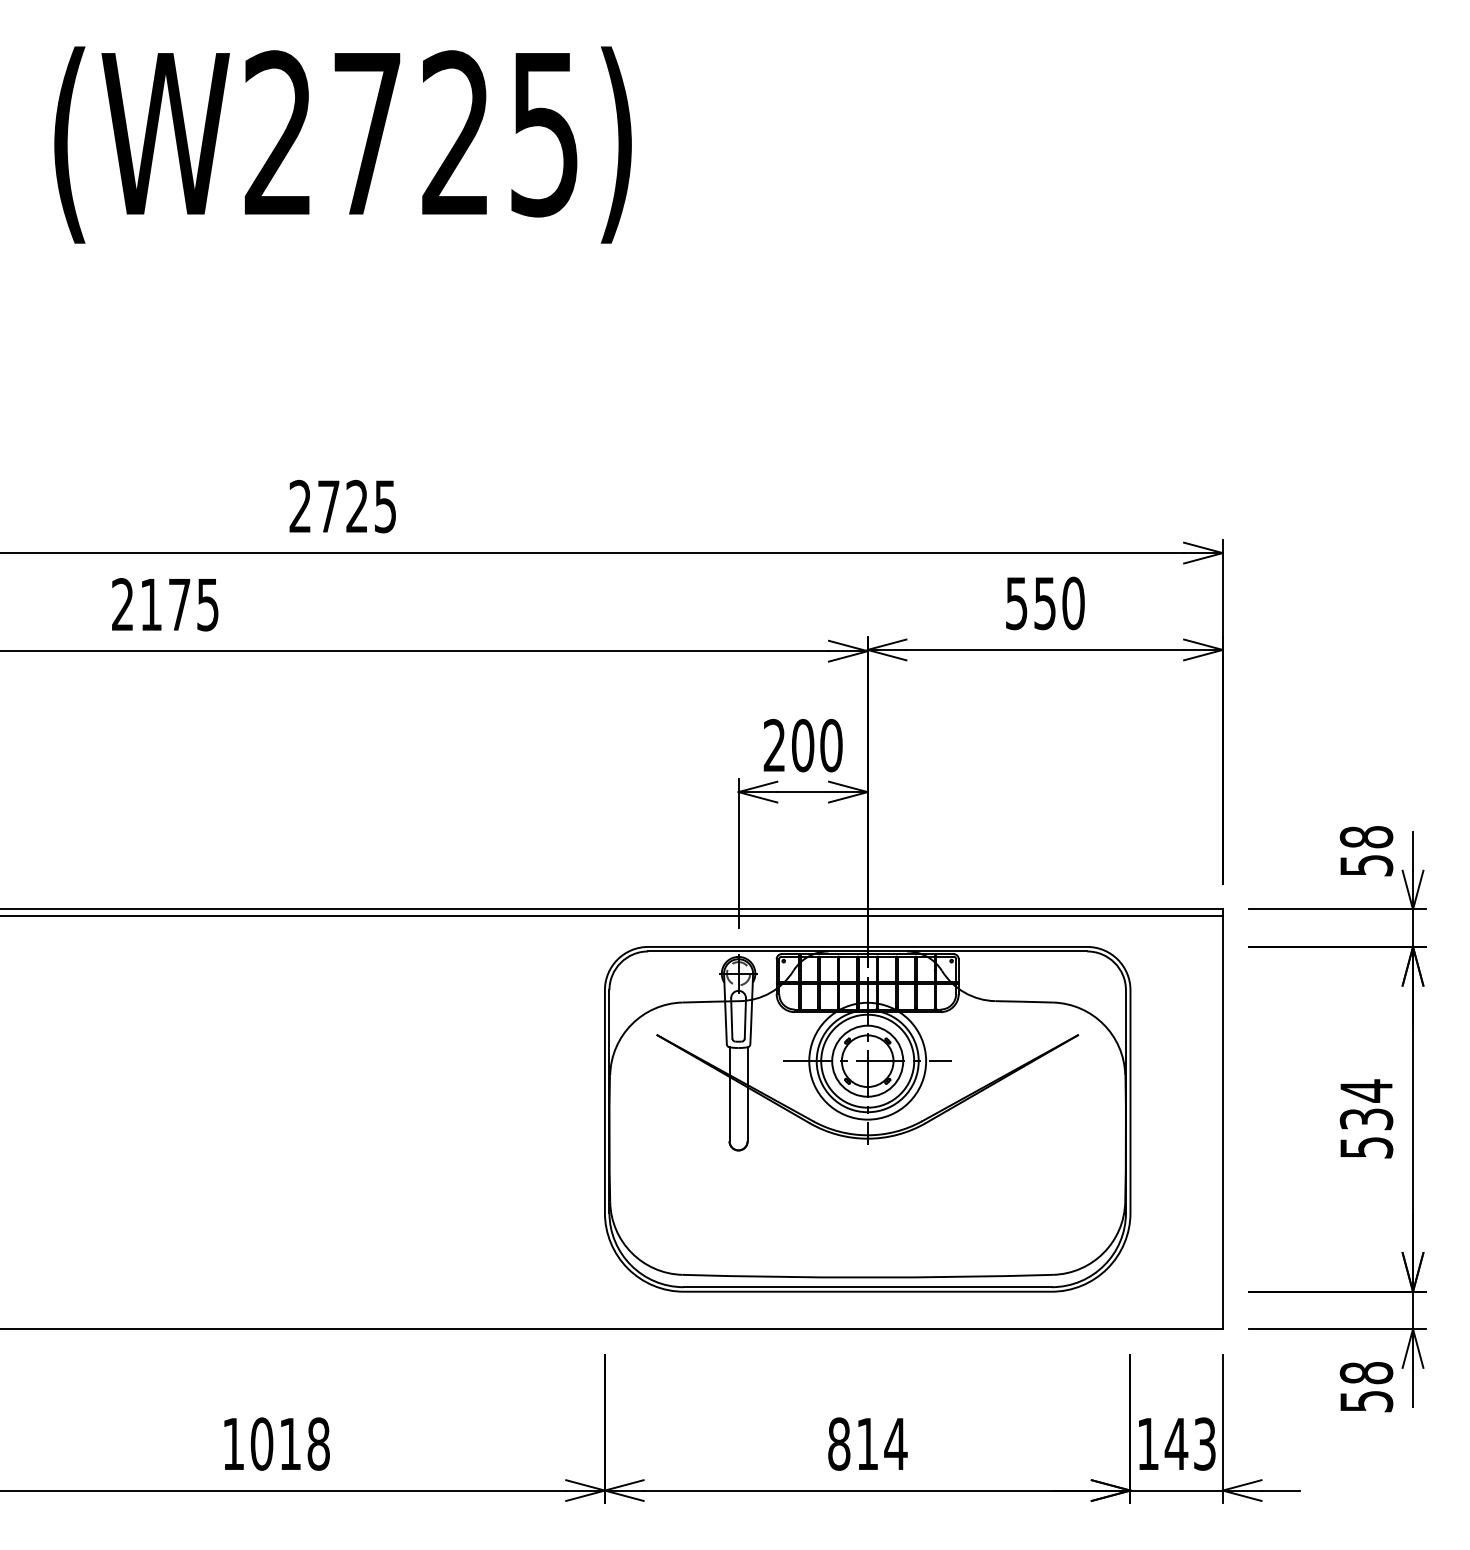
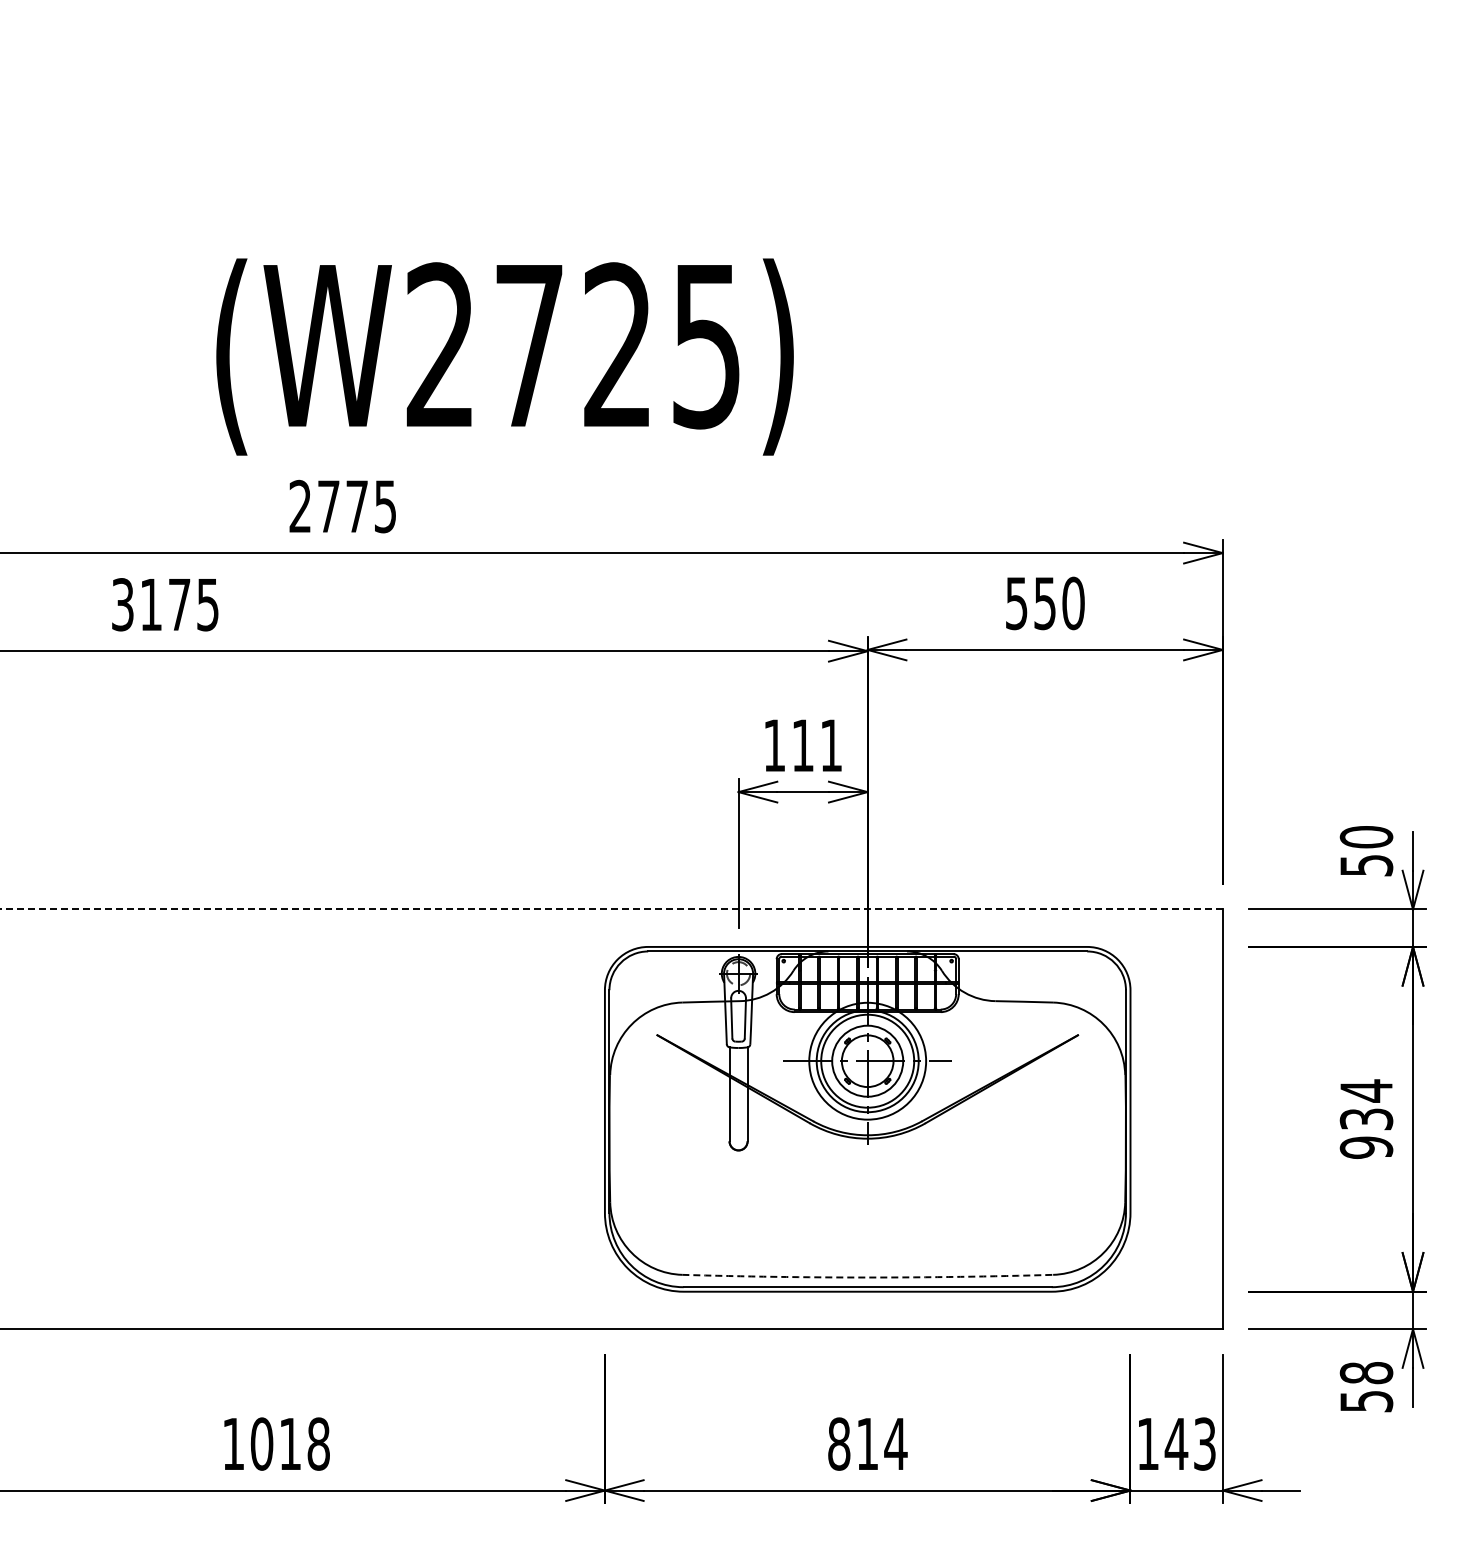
text position: (342, 144) -> (504, 356) (504, 356)
text: 2725 -> 2775 (356, 505)
text: 2175 -> 3175 (122, 604)
text: 200 -> 111 (802, 745)
text: 58 -> 50 (1366, 837)
line: solid -> dashed (611, 909)
line: present -> none (612, 915)
text: 534 -> 934 (1366, 1147)
arc: solid -> dashed (867, 1277)
